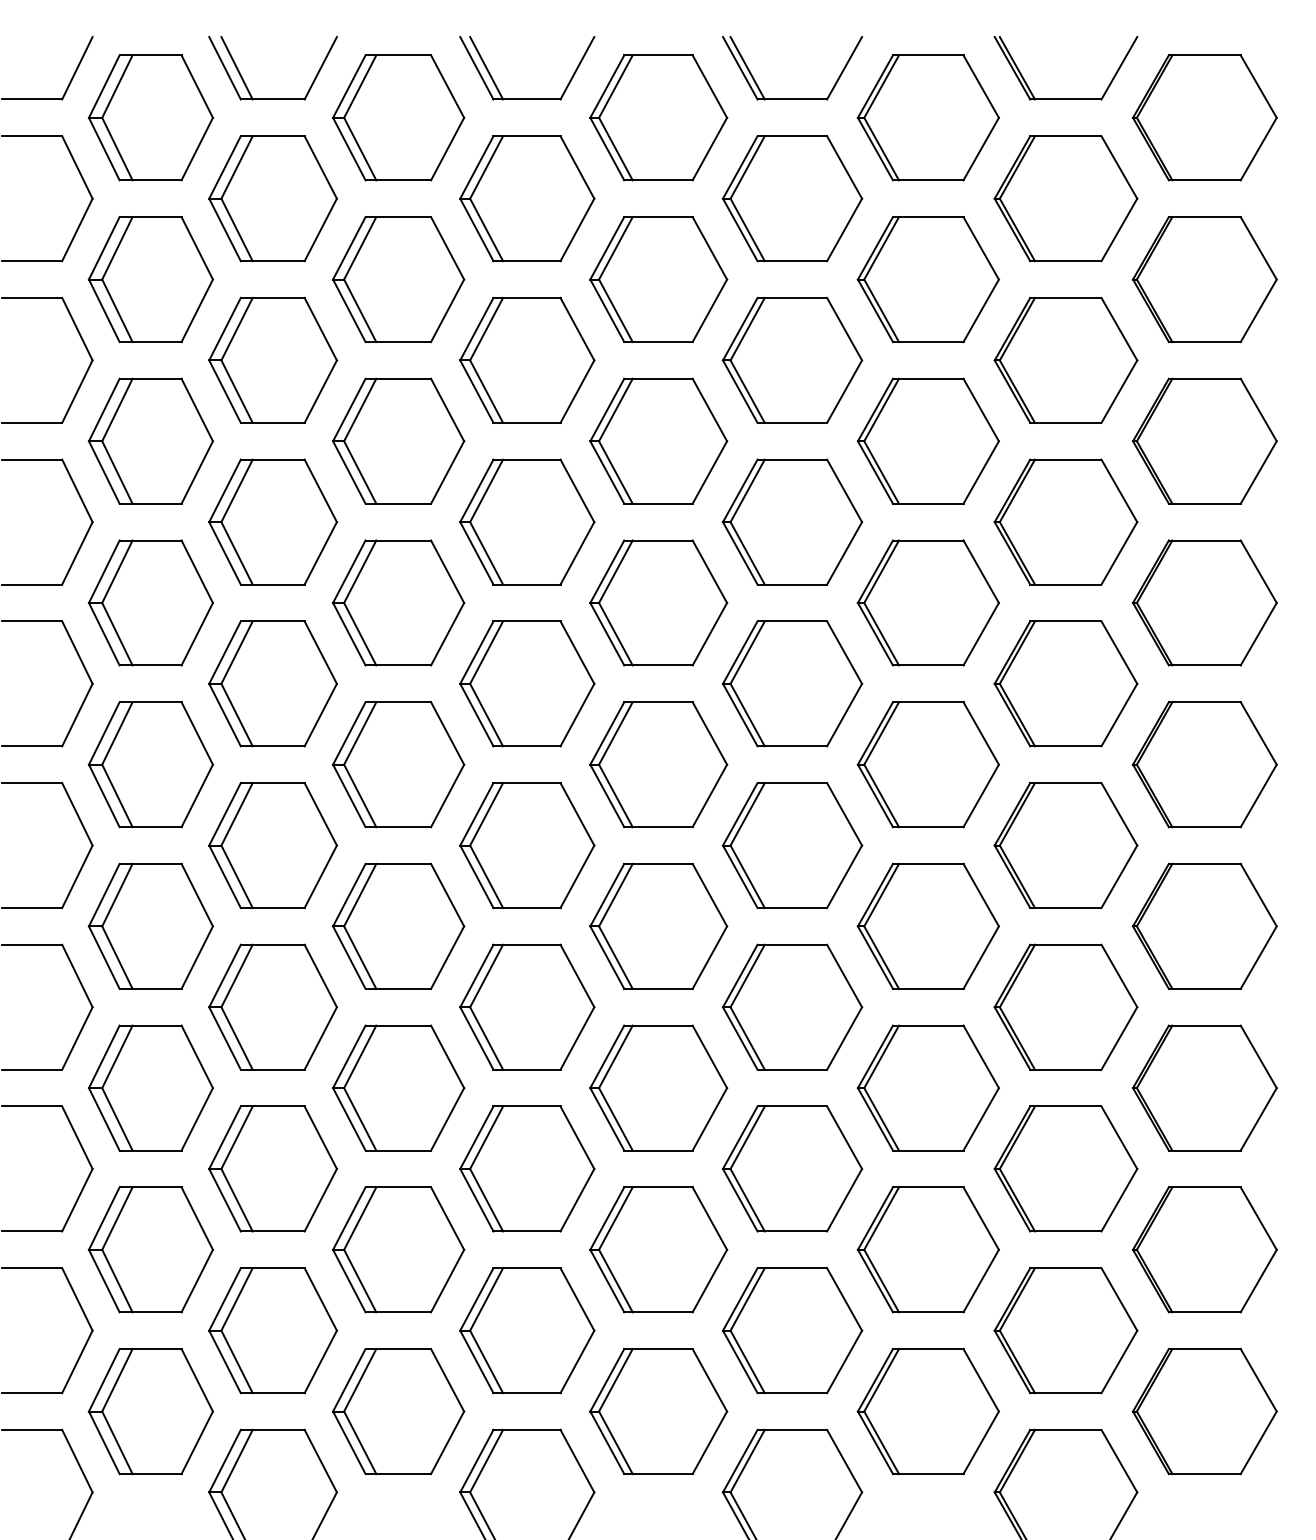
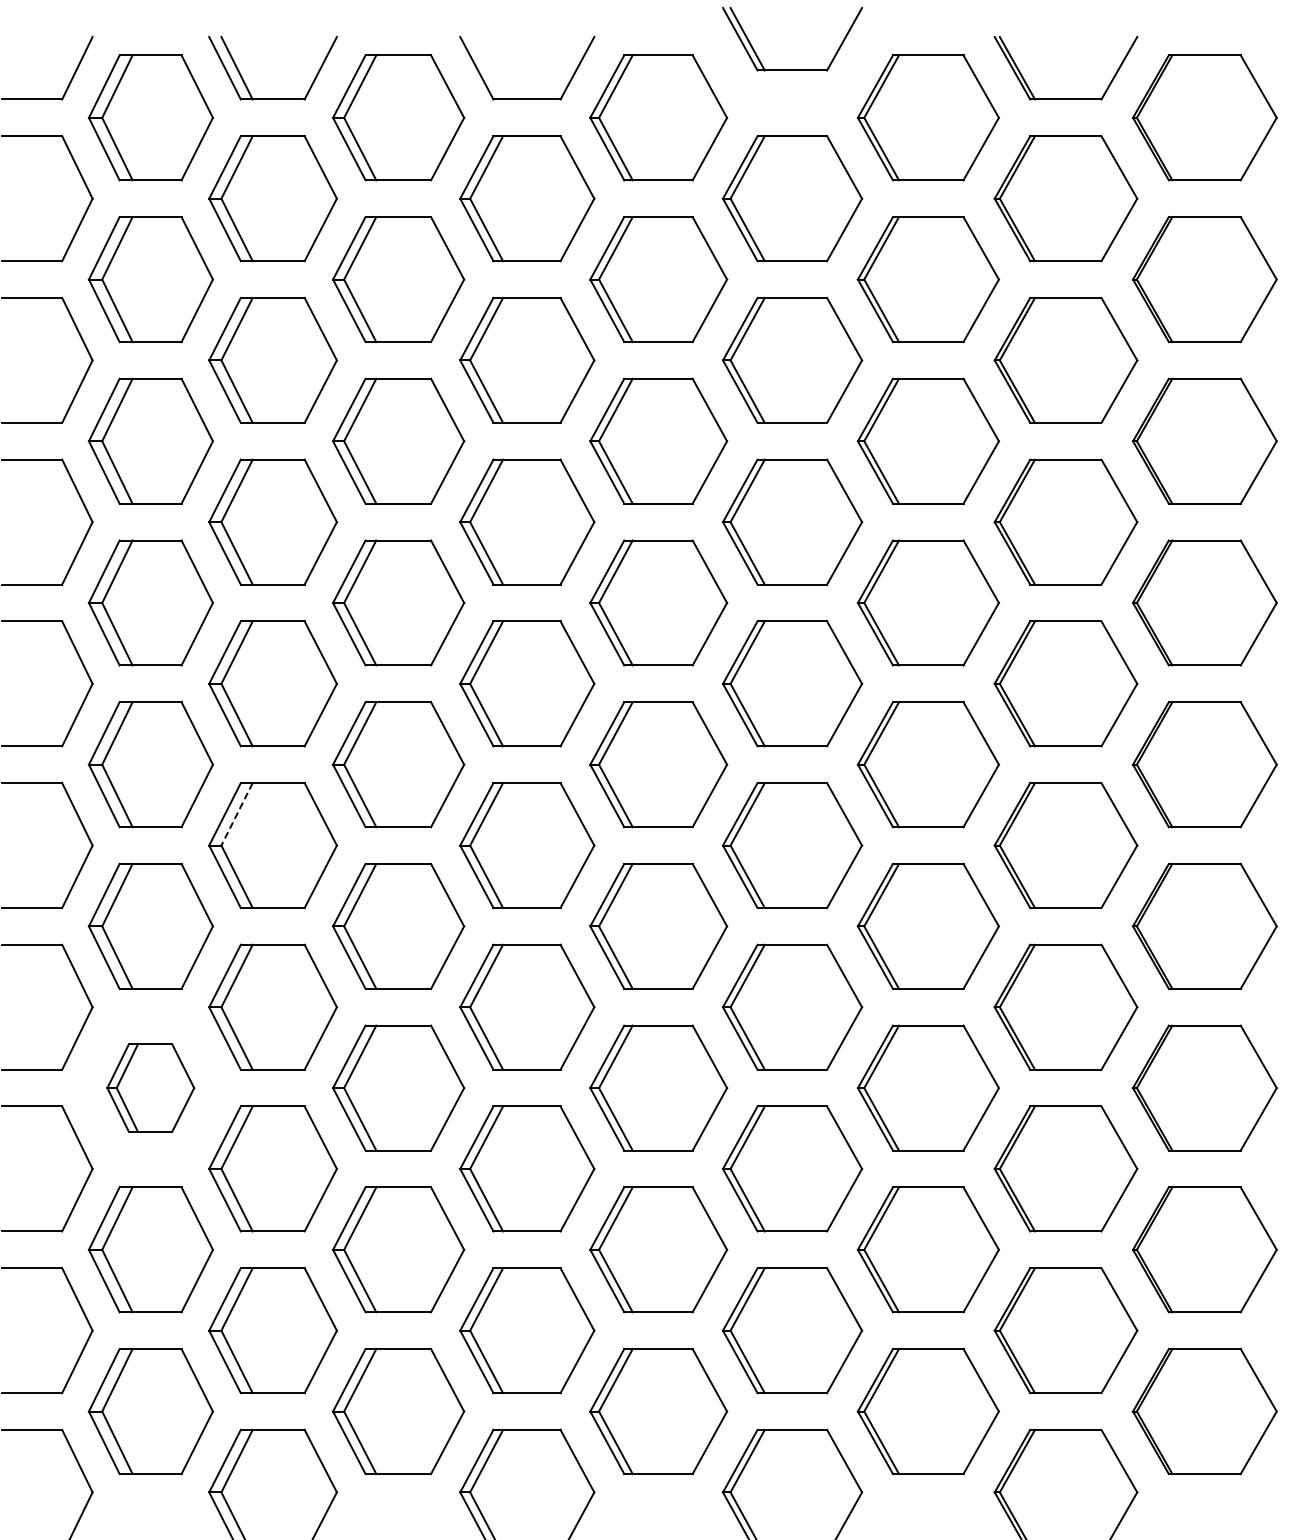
line: present -> none (486, 68)
part position: (792, 98) -> (792, 69) (792, 69)
line: solid -> dashed (237, 814)
part size: 127x128 px -> 90x90 px (150, 1087)
